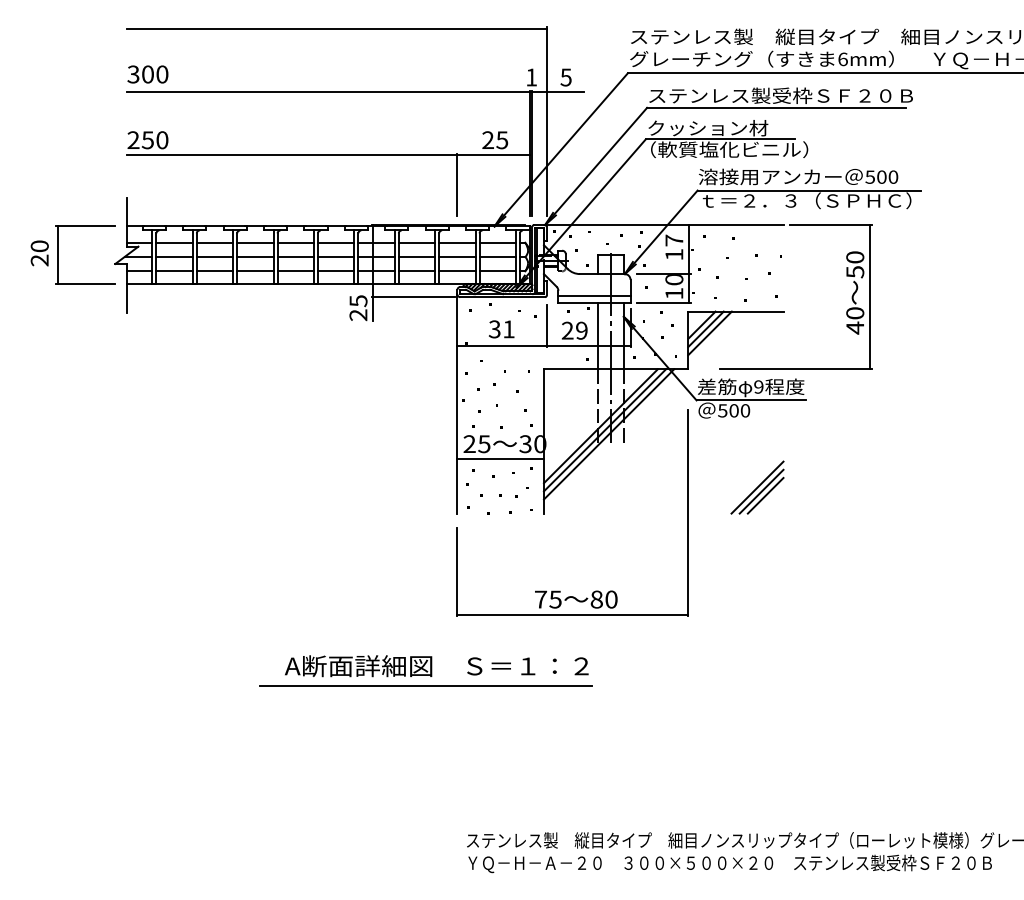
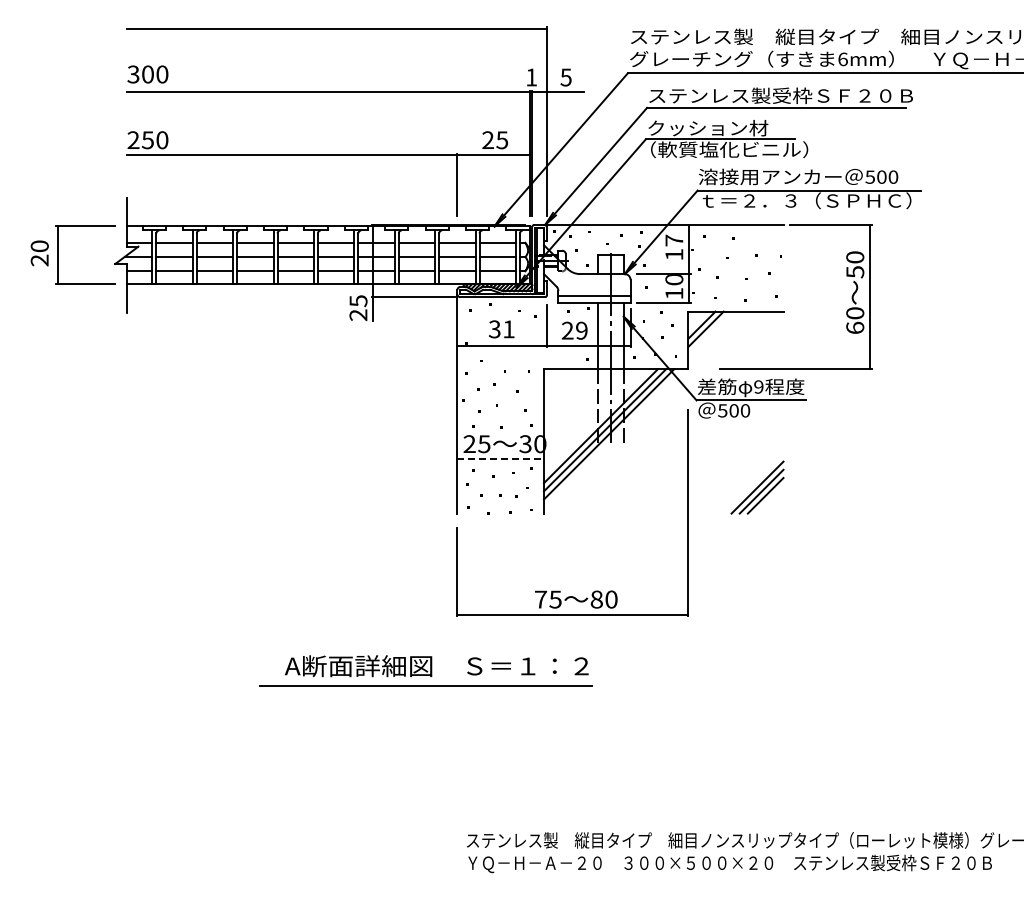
text: 40 -> 60 (855, 327)
line: present -> none (709, 333)
line: solid -> dashed (501, 459)
